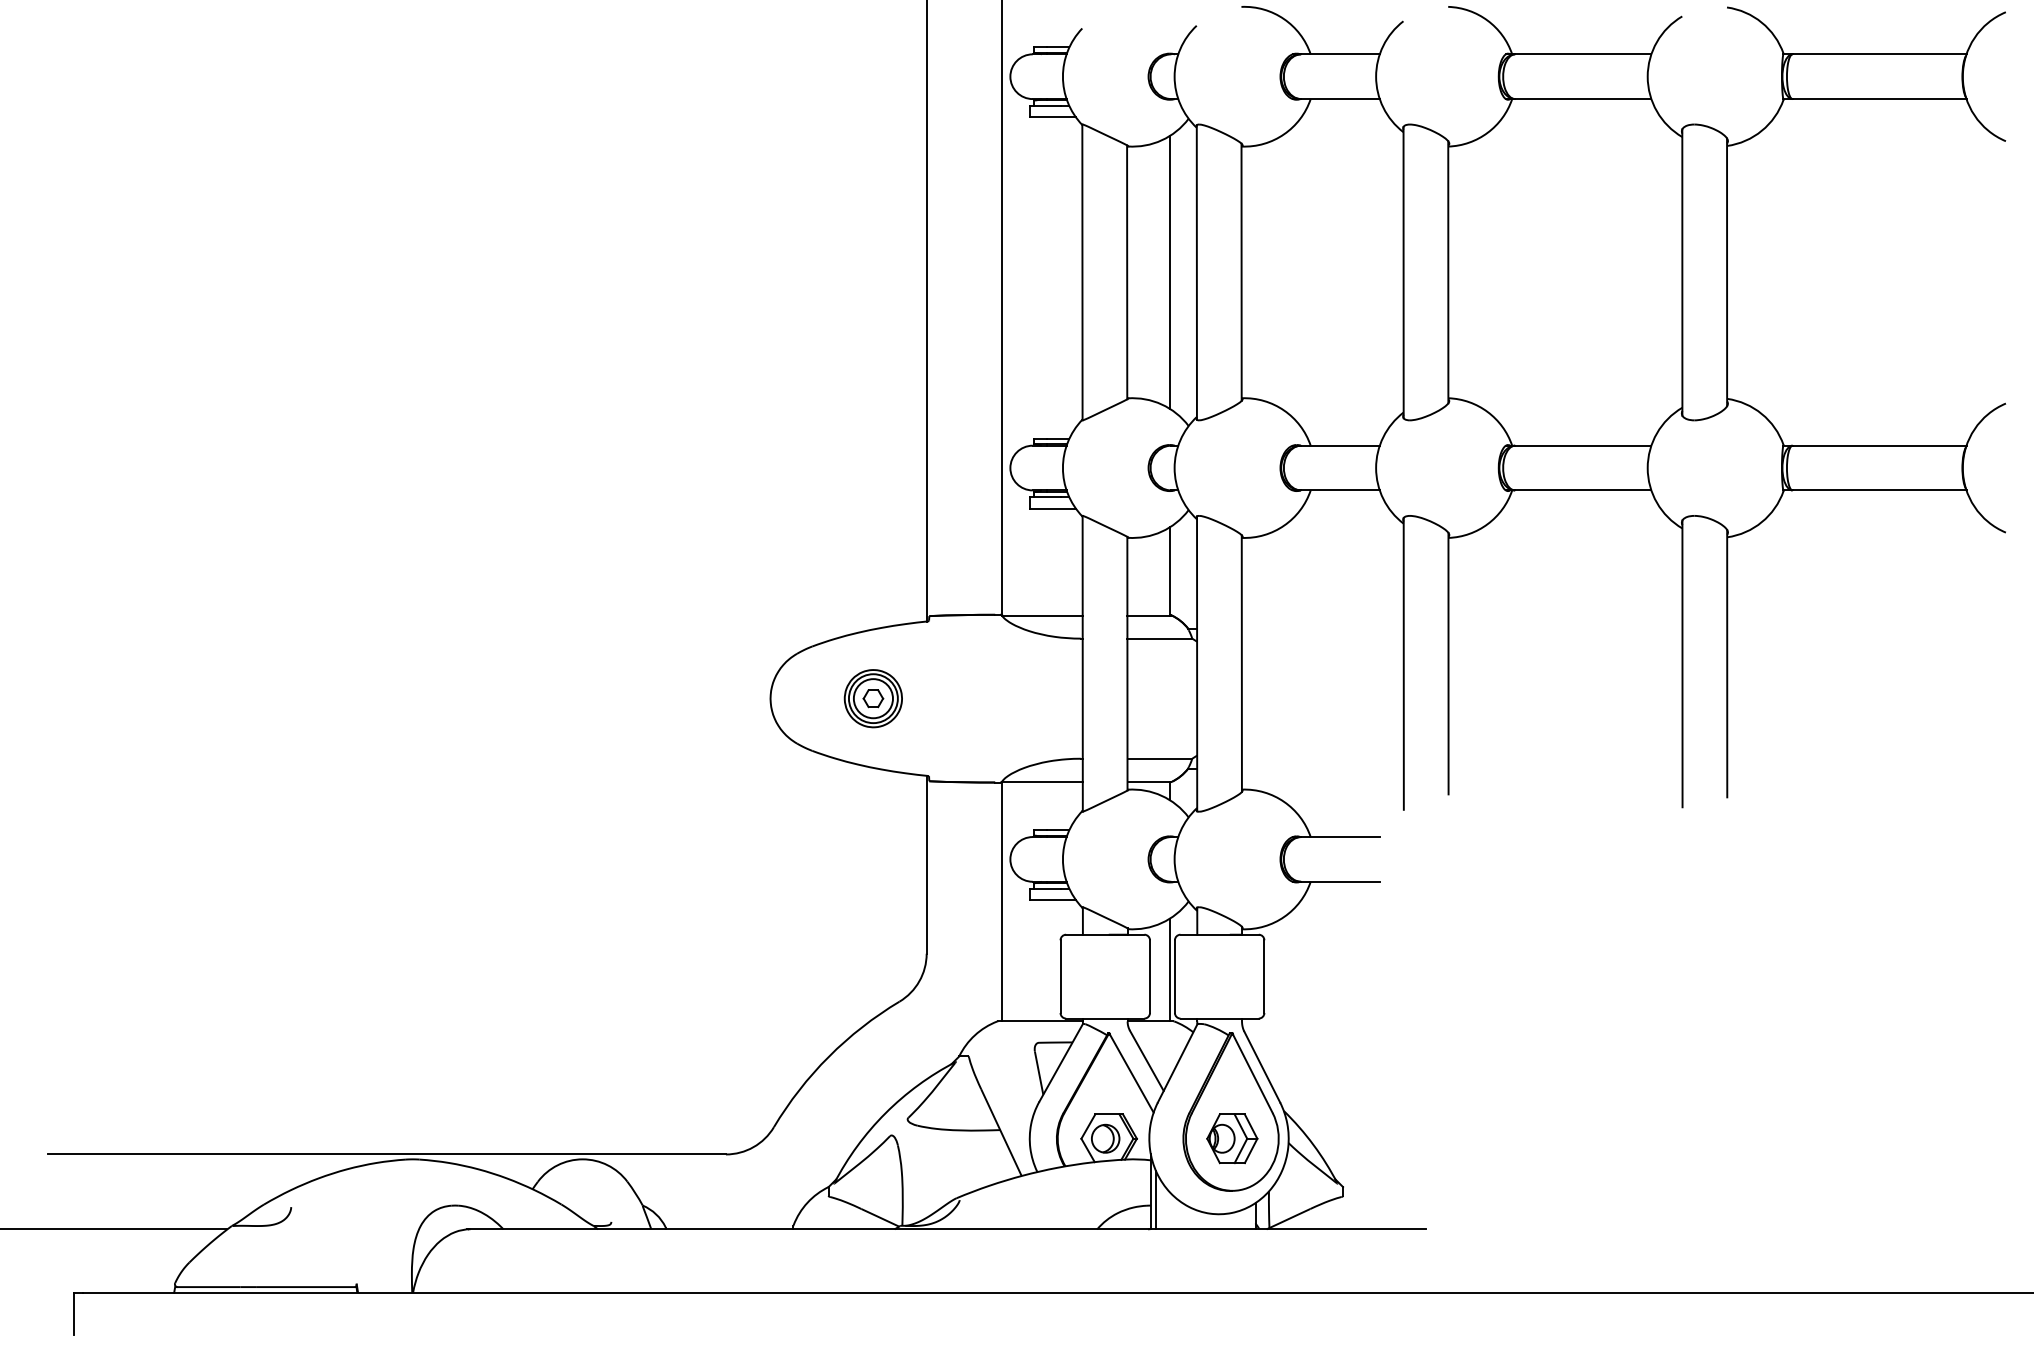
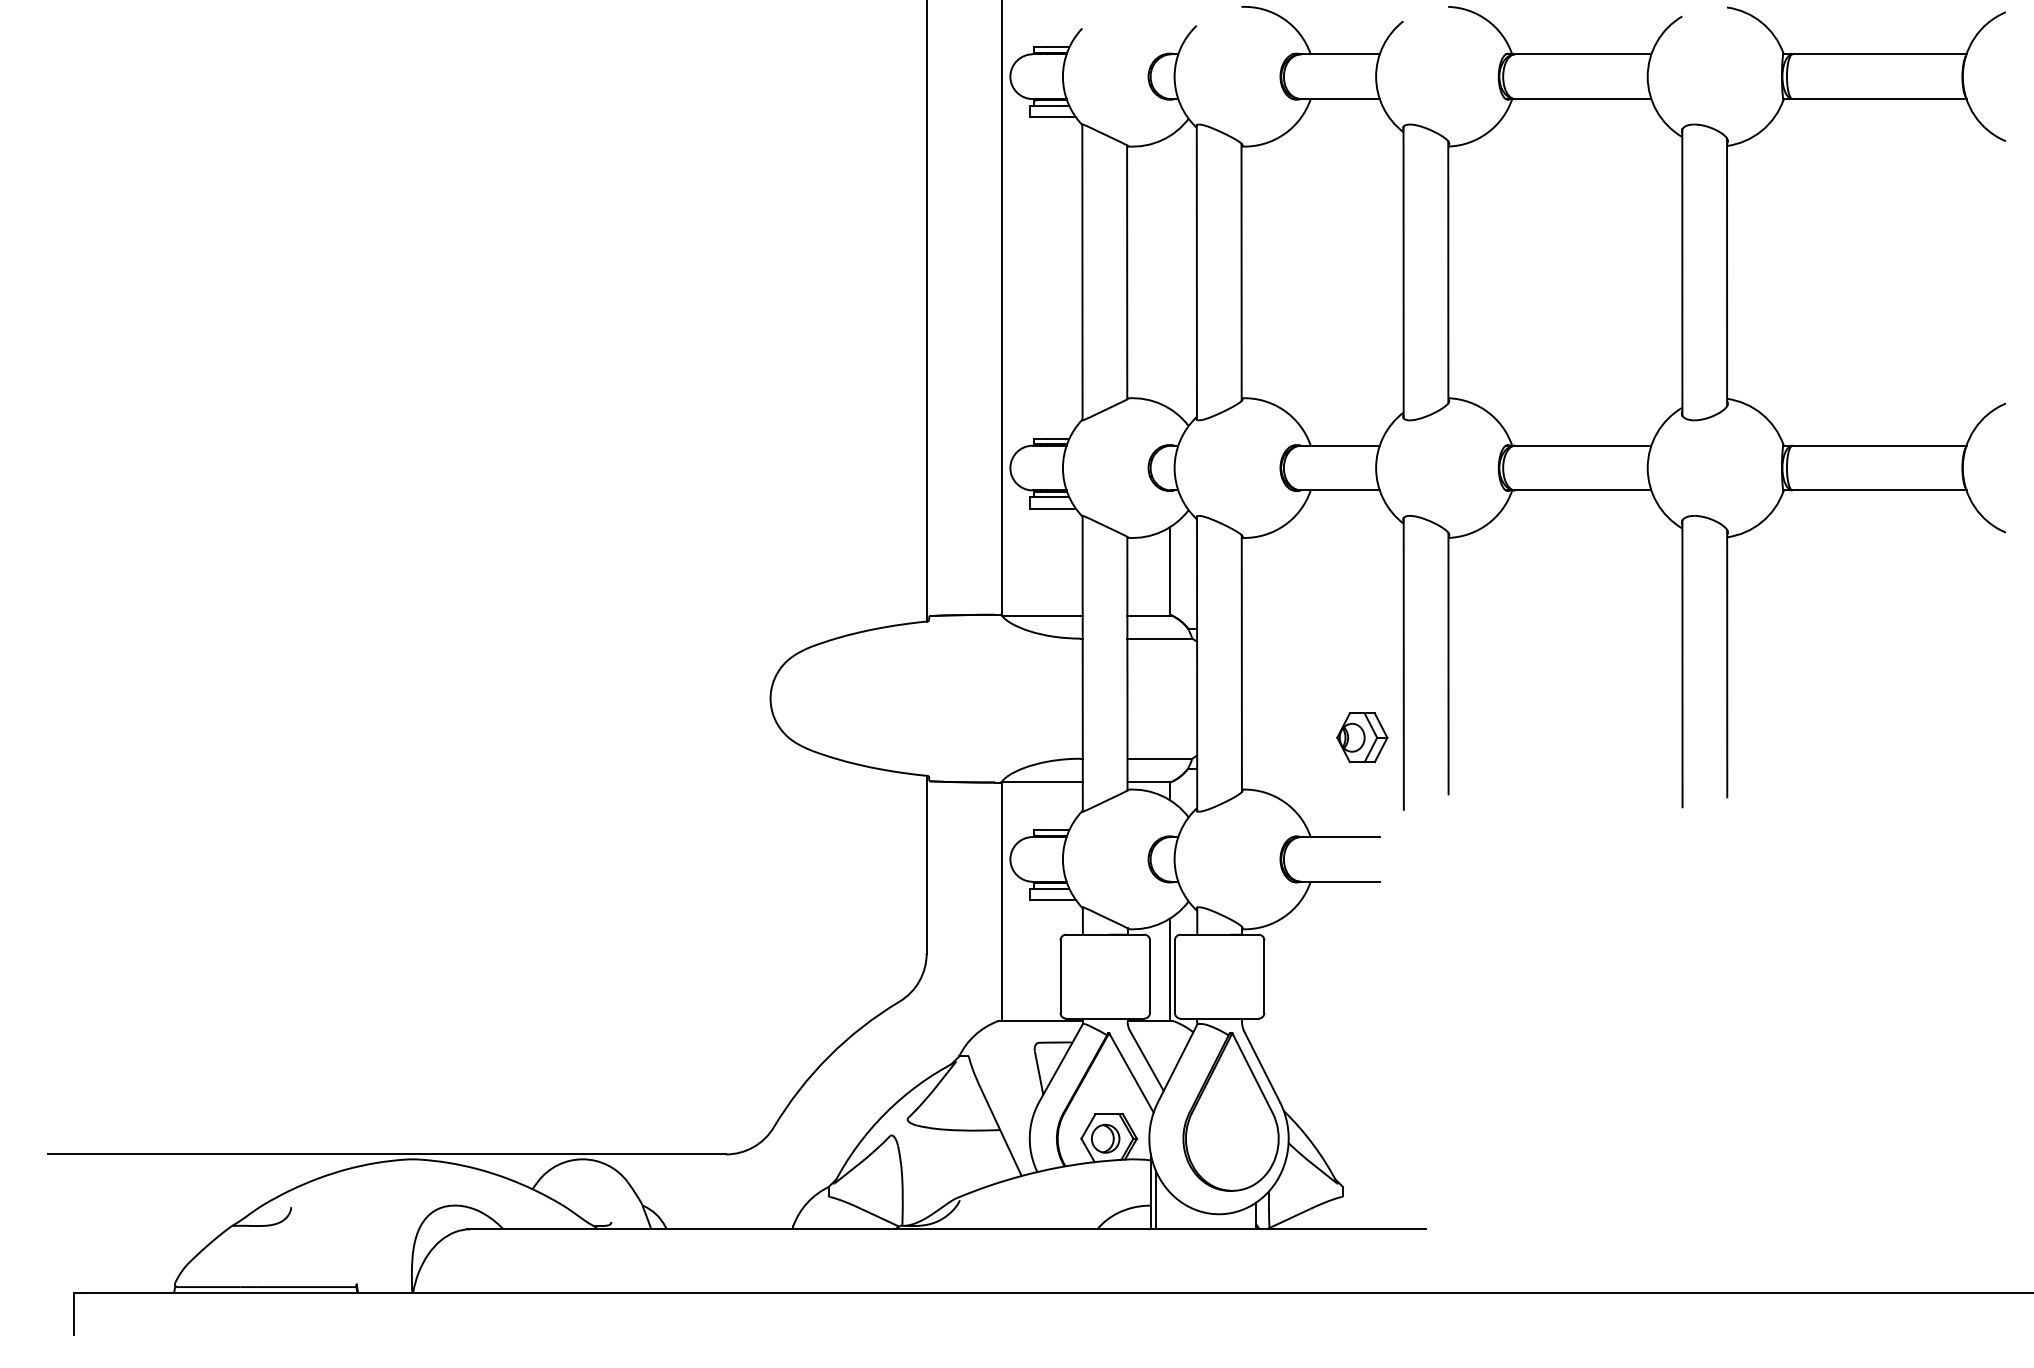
line: present -> none (1170, 272)
part: present -> none (872, 698)
part position: (1232, 1138) -> (1362, 737) (1362, 737)
line: present -> none (114, 1229)
